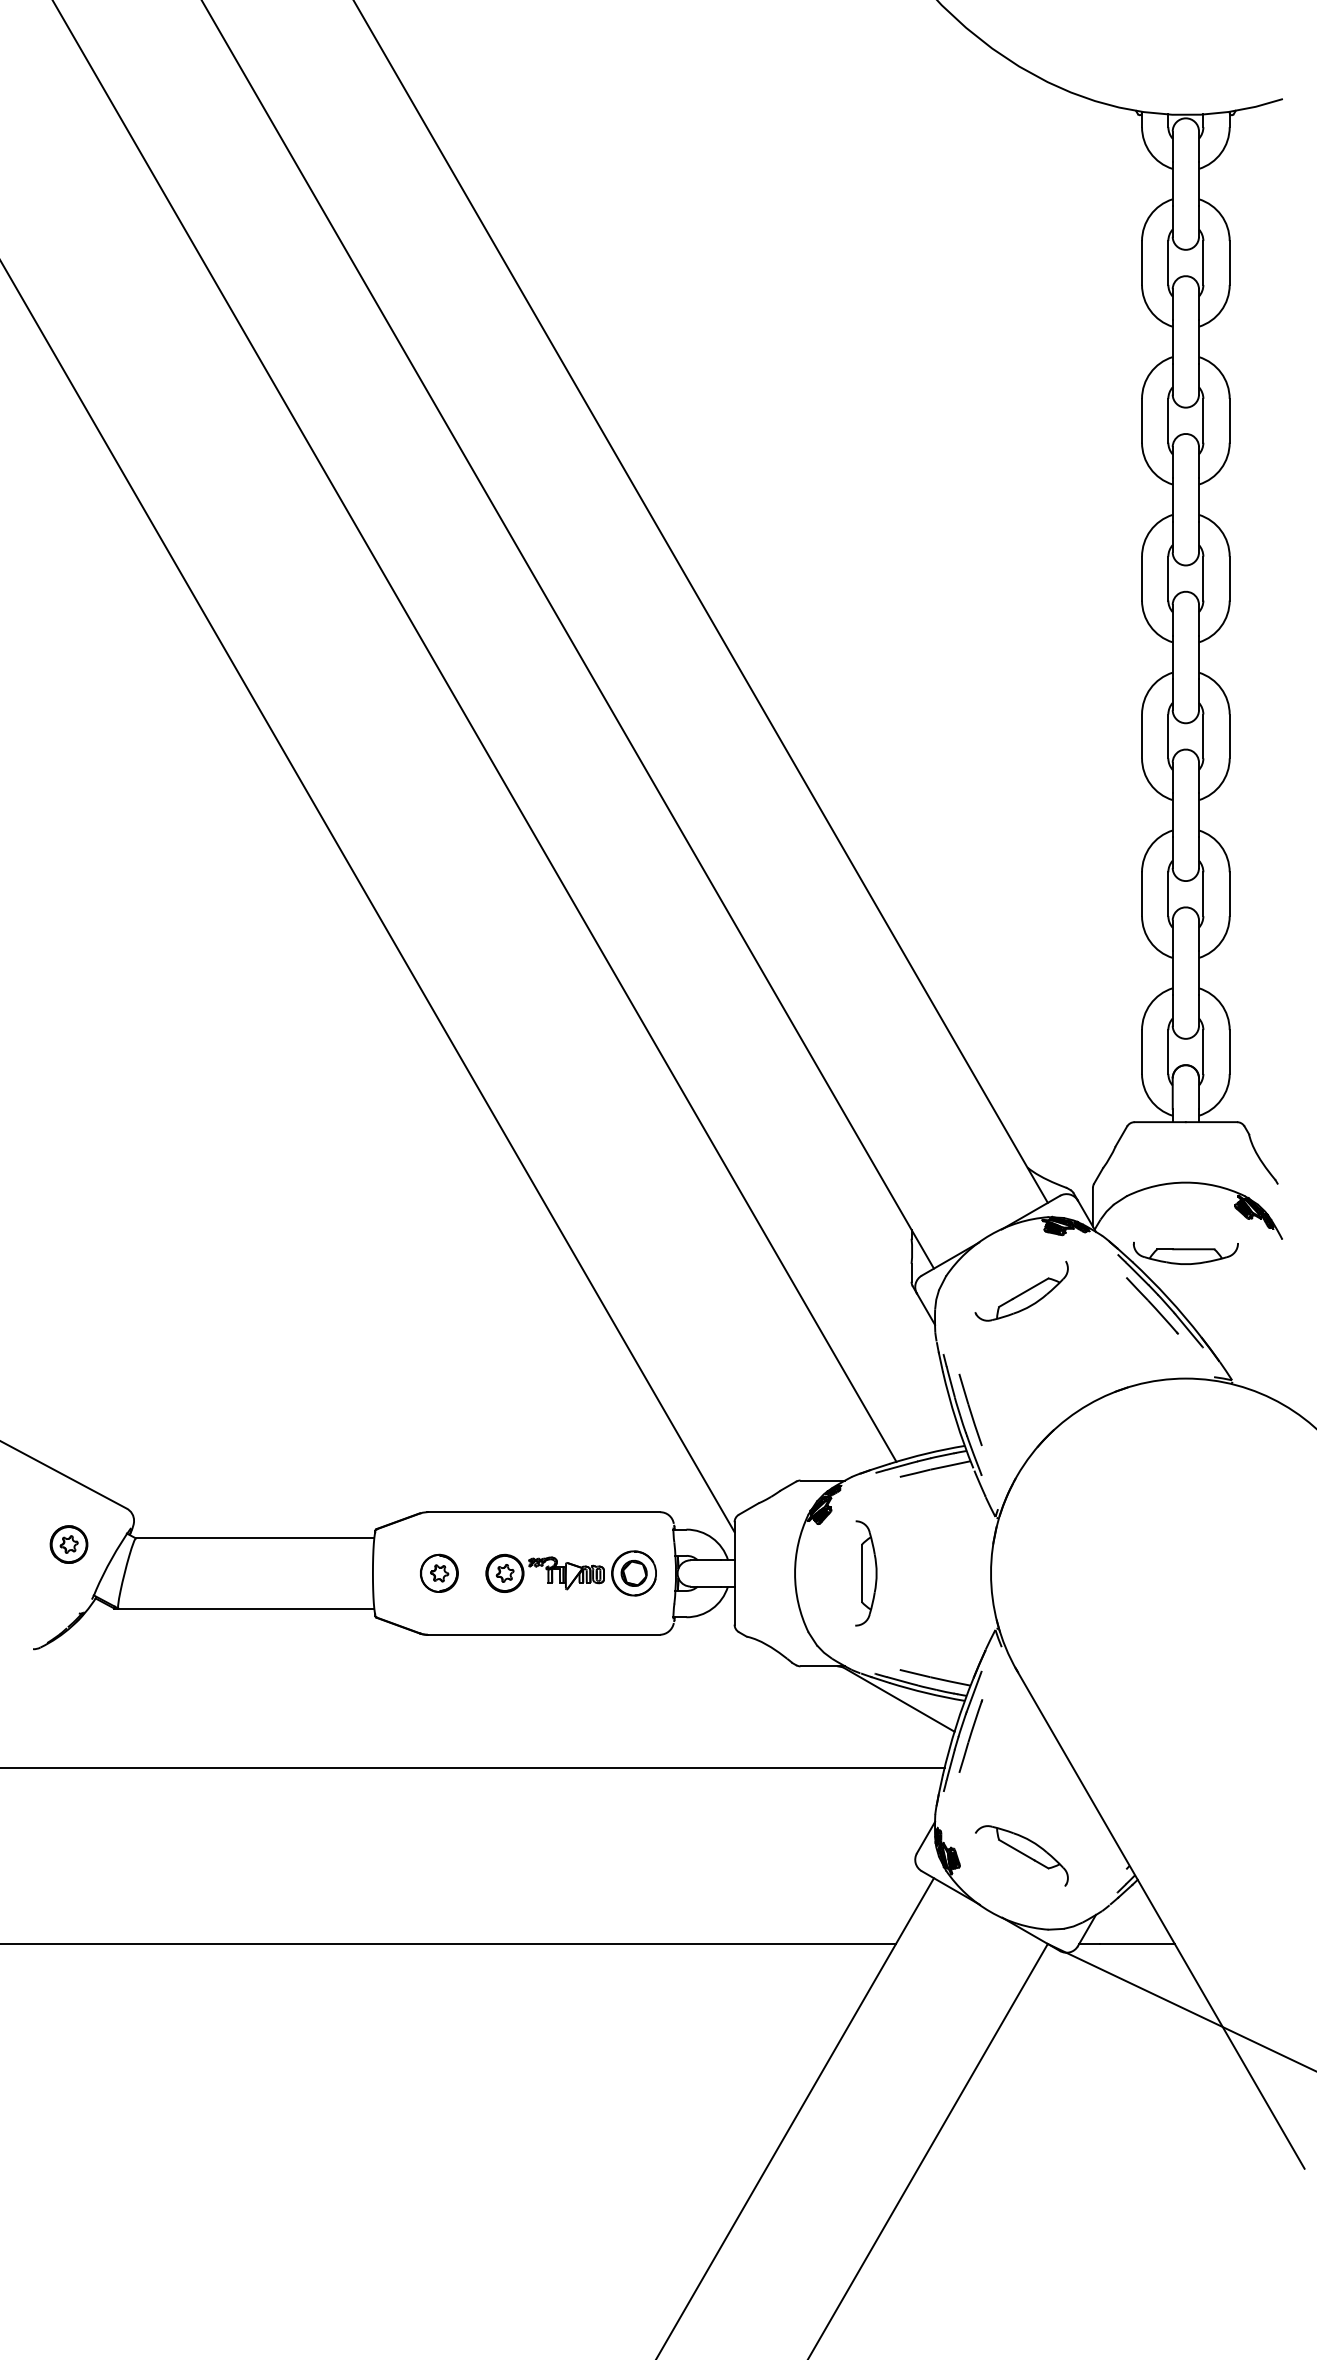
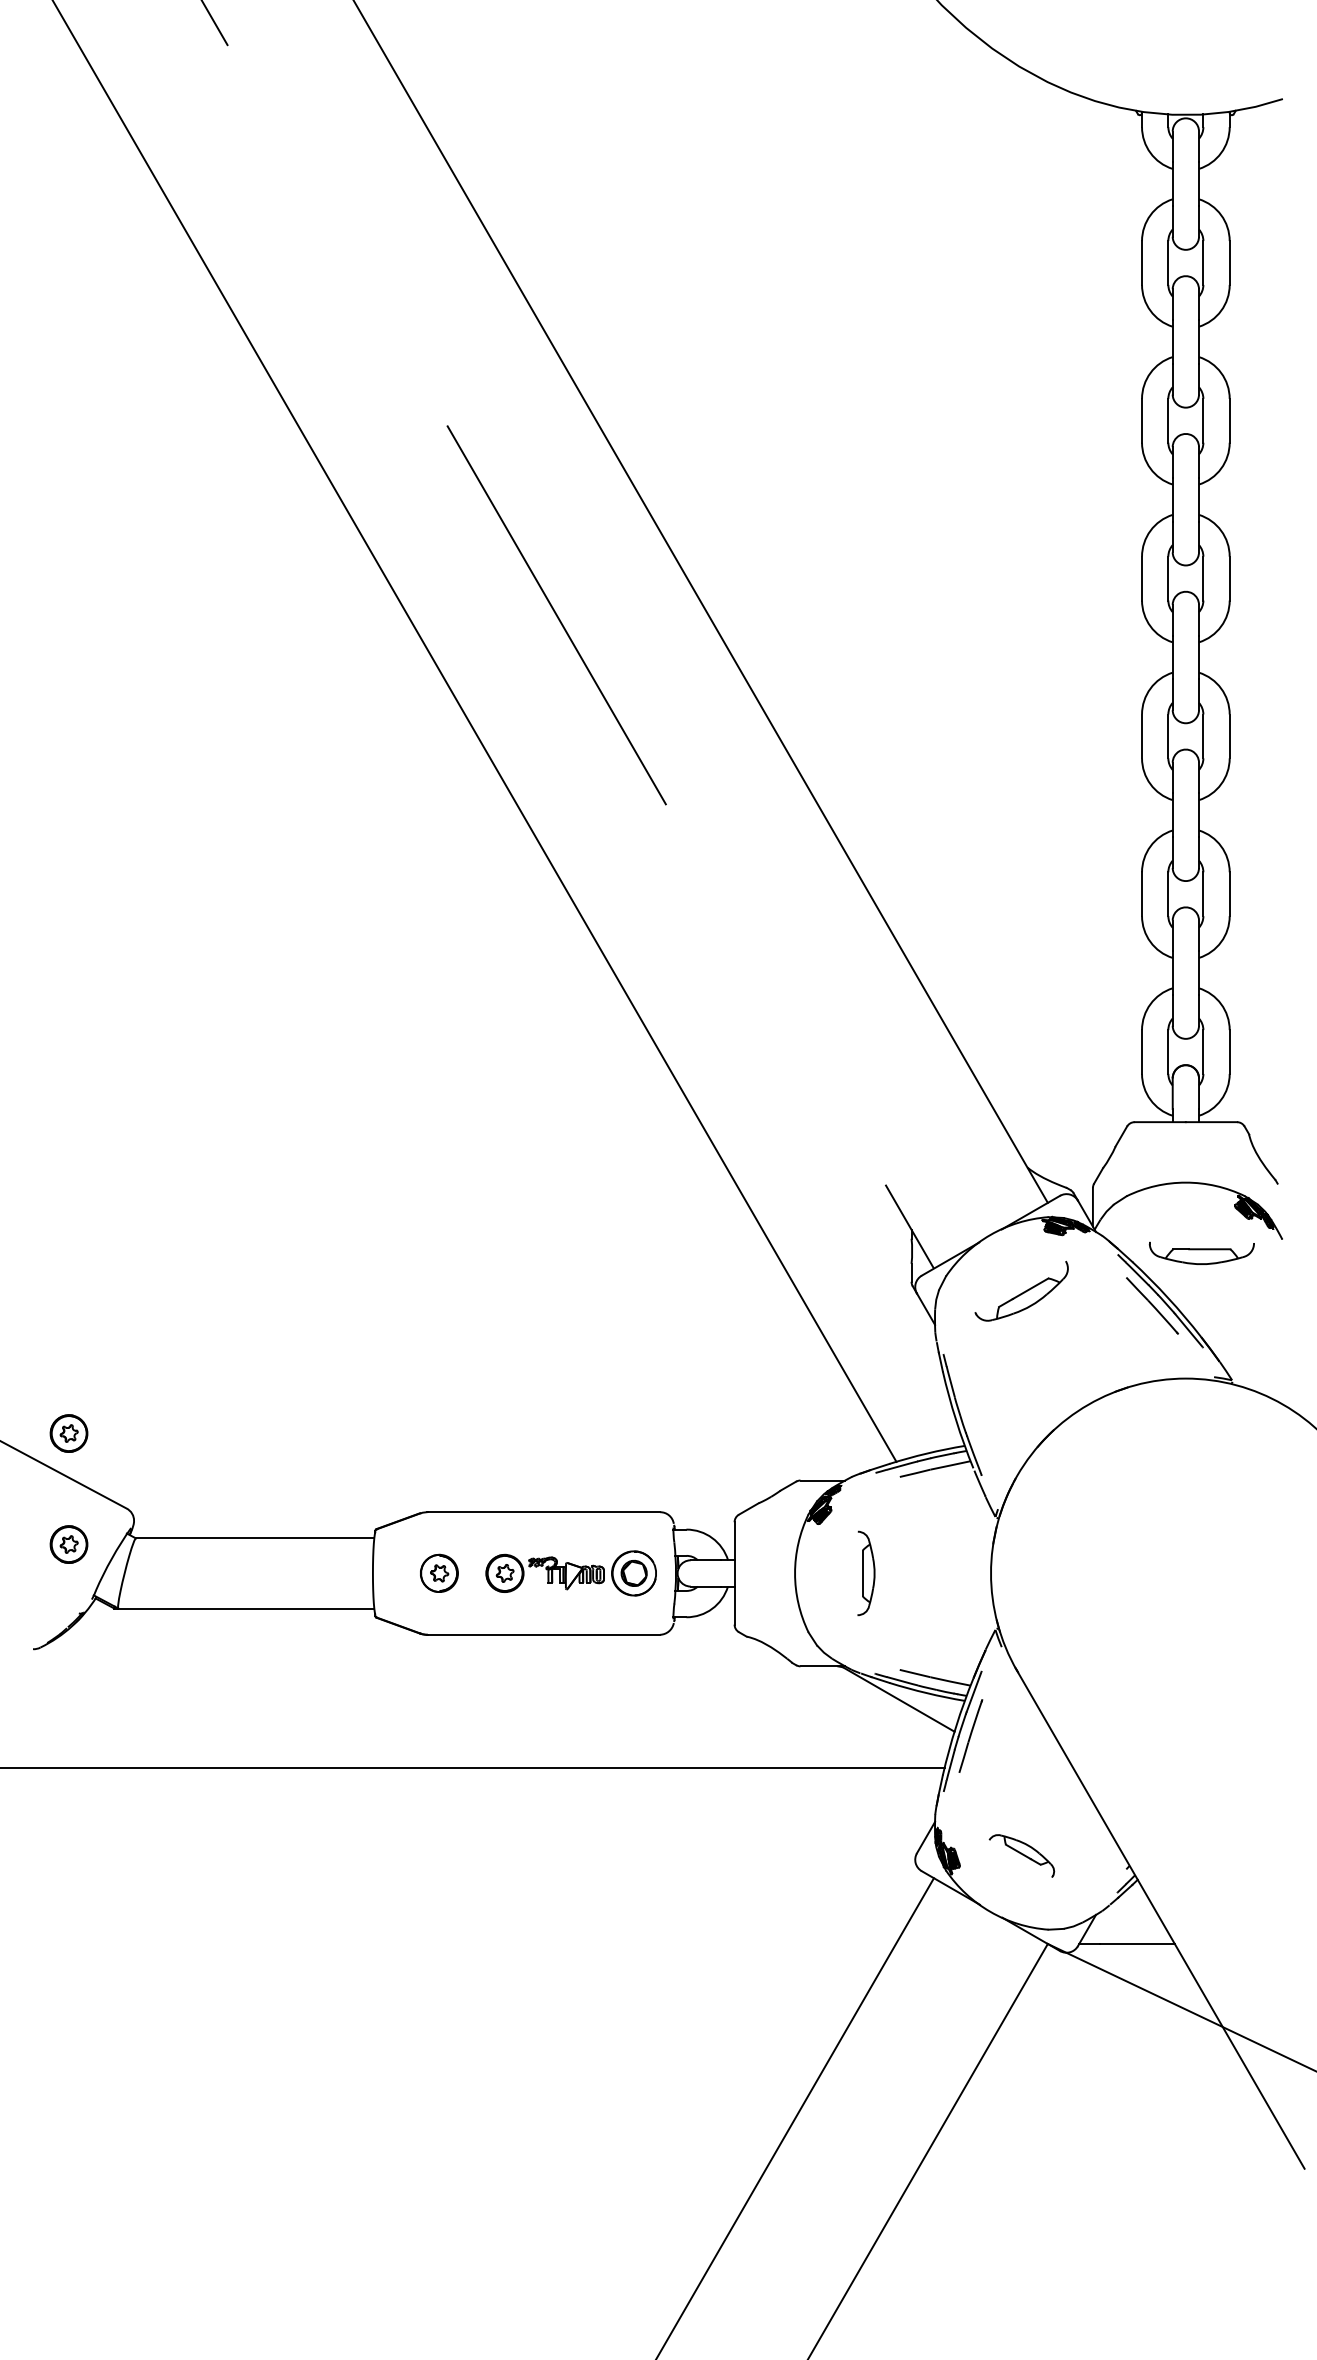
line: solid -> dashed (568, 634)
line: present -> none (368, 898)
part position: (1185, 1252) -> (1201, 1252) (1201, 1252)
line: present -> none (970, 1409)
part: none -> present (68, 1433)
part size: 23x107 px -> 19x87 px (866, 1573)
part size: 94x62 px -> 68x44 px (1021, 1855)
line: present -> none (449, 1943)
